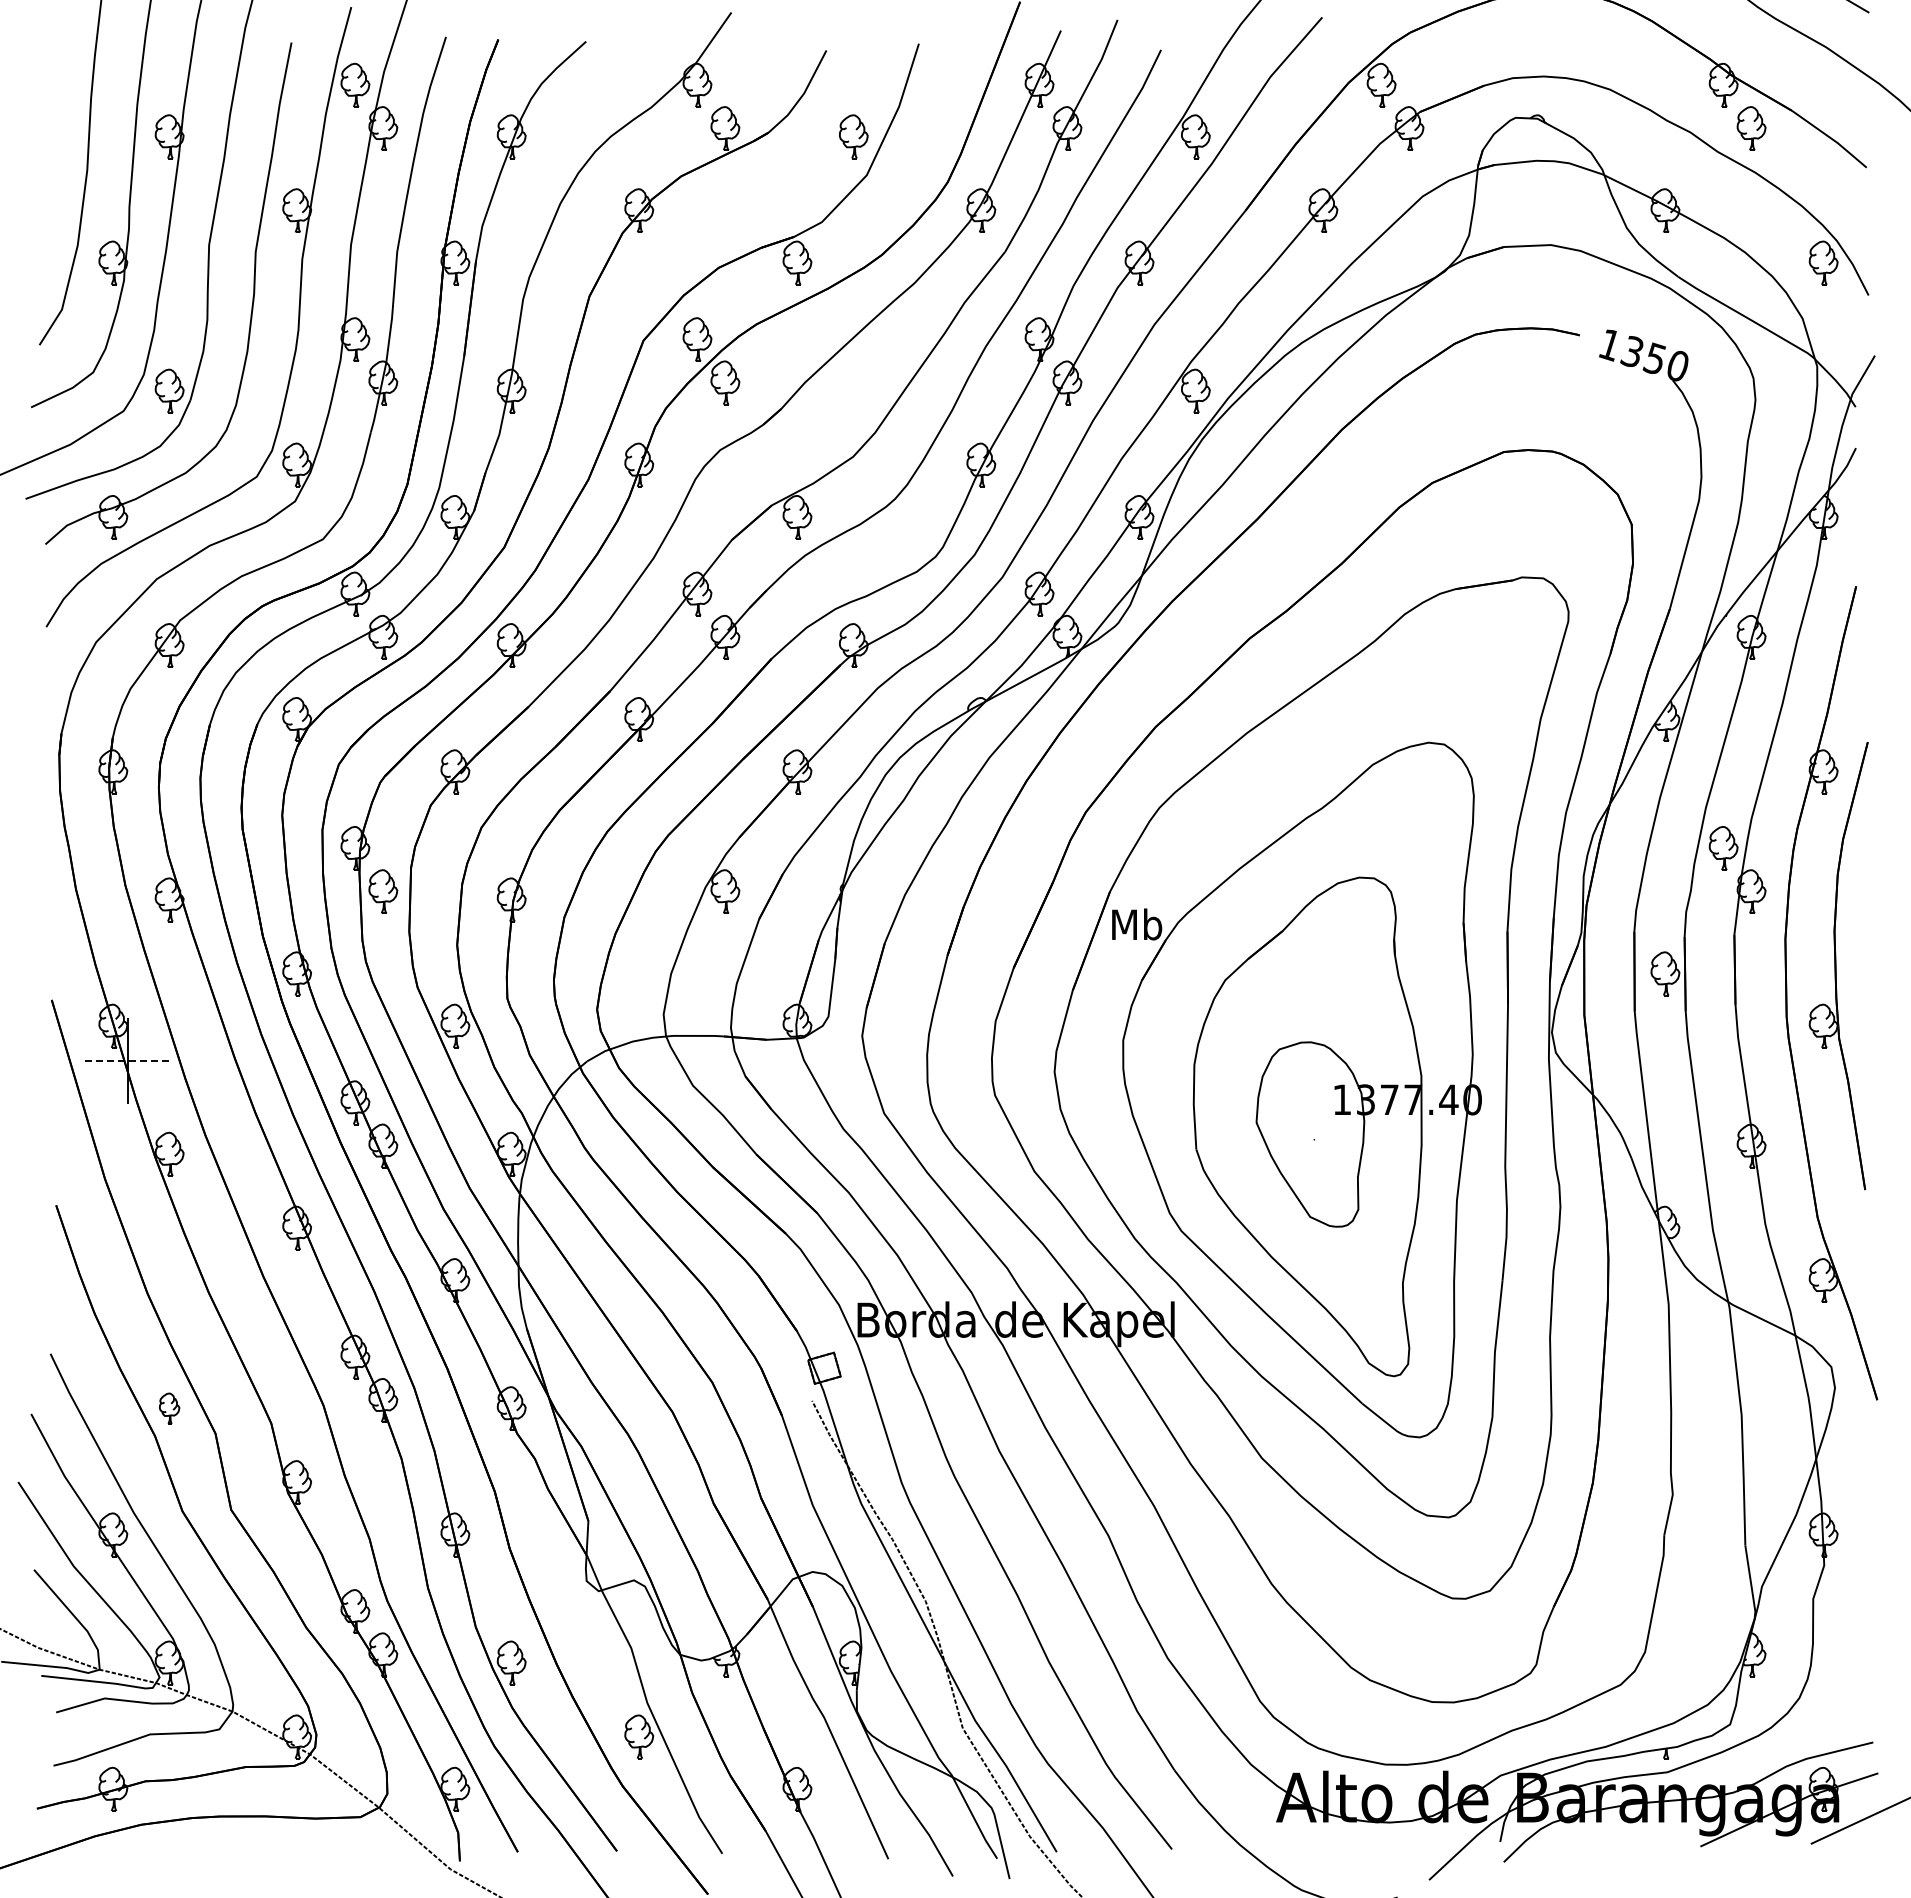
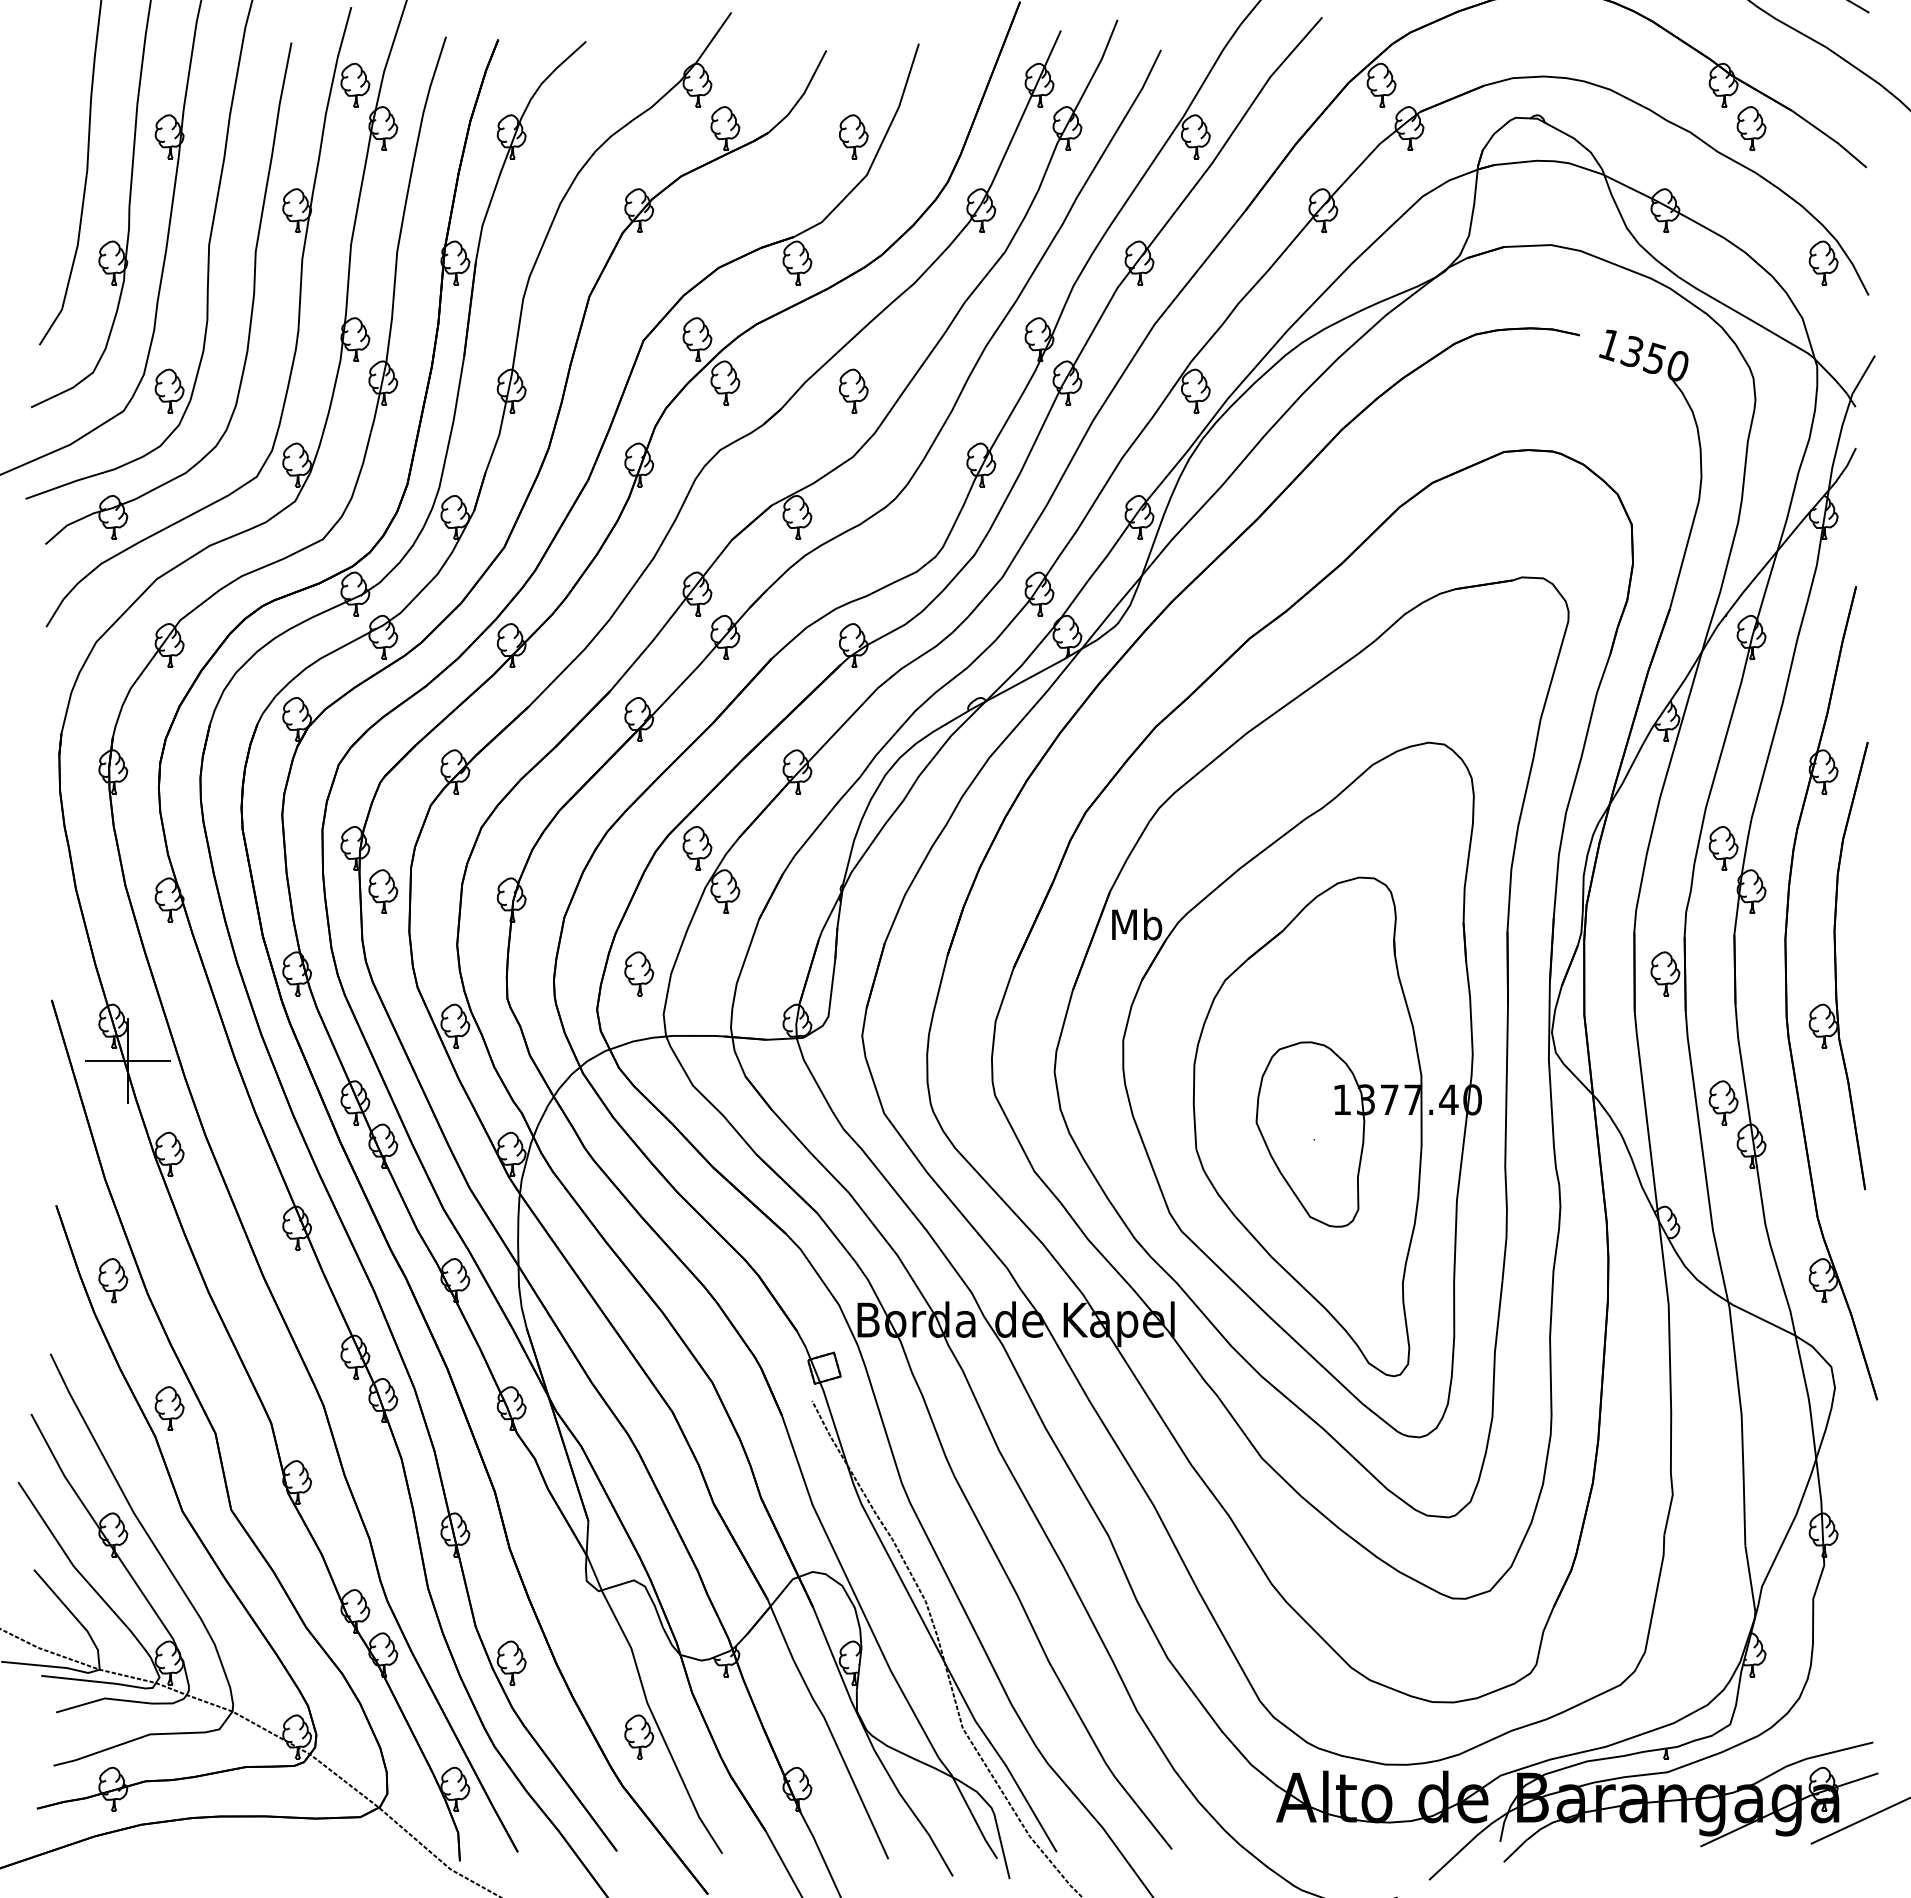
part: none -> present (853, 390)
part: none -> present (697, 848)
part: none -> present (639, 973)
line: dashed -> solid (128, 1060)
part: none -> present (1723, 1102)
part: none -> present (113, 1280)
part size: 22x33 px -> 31x45 px (169, 1408)
